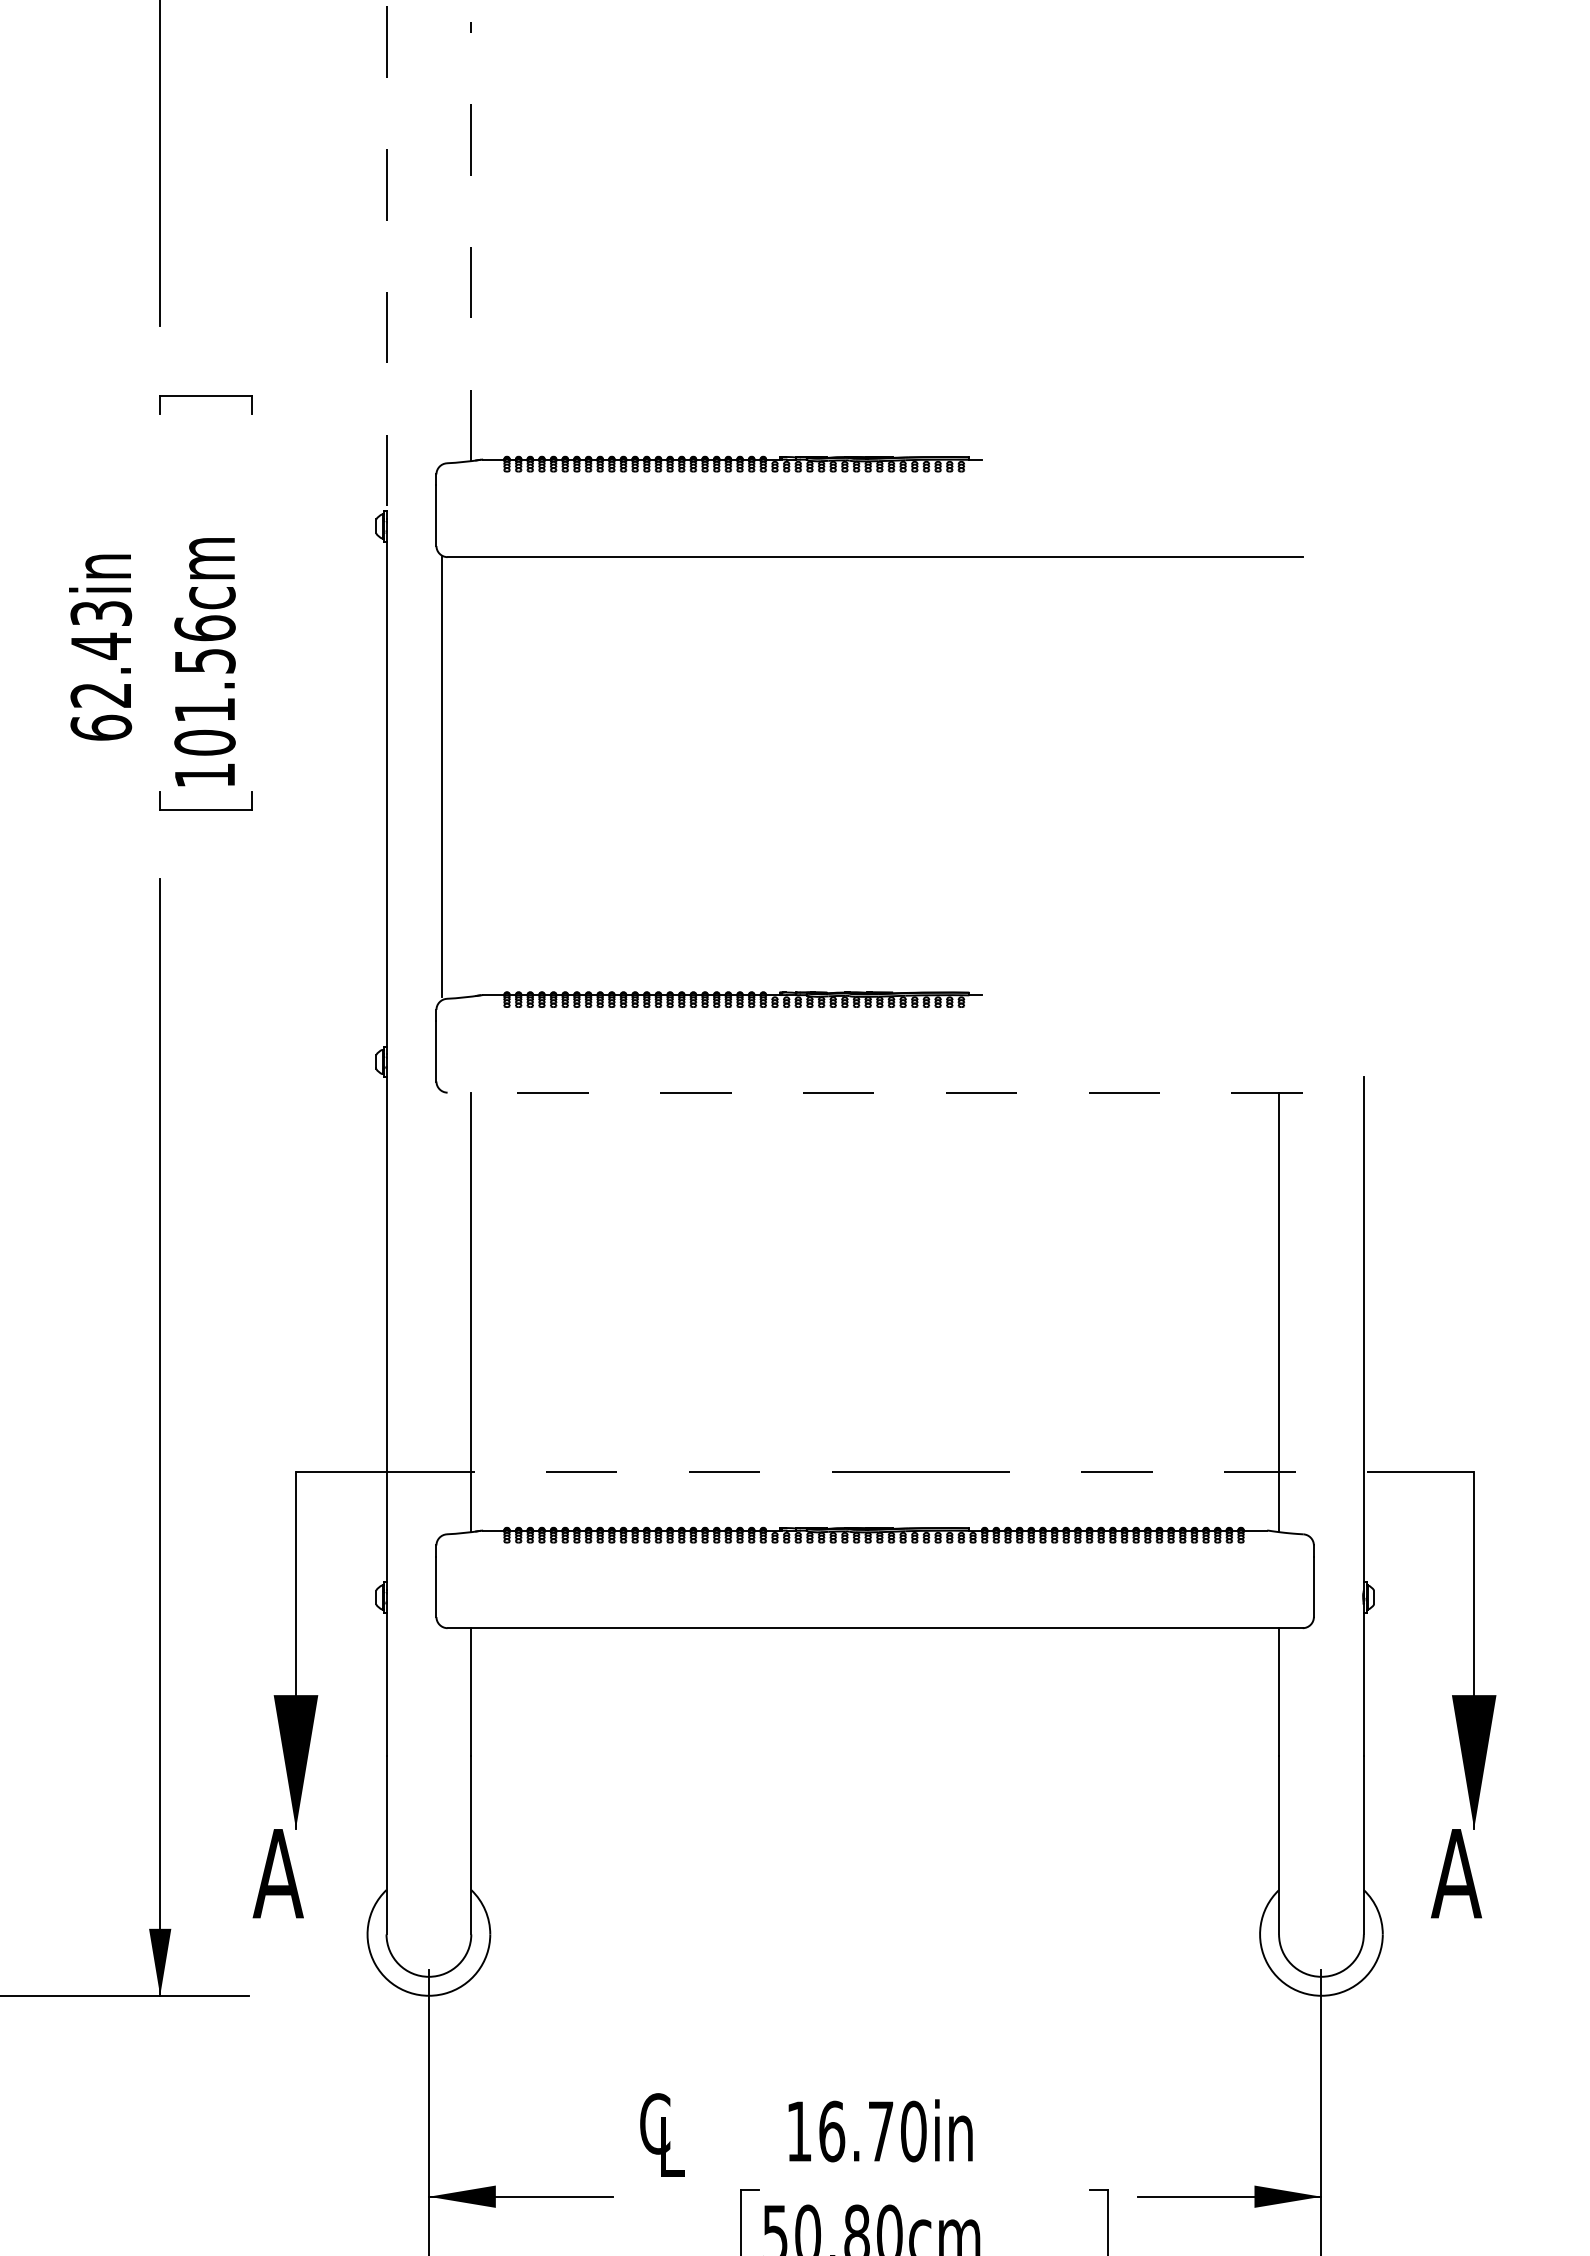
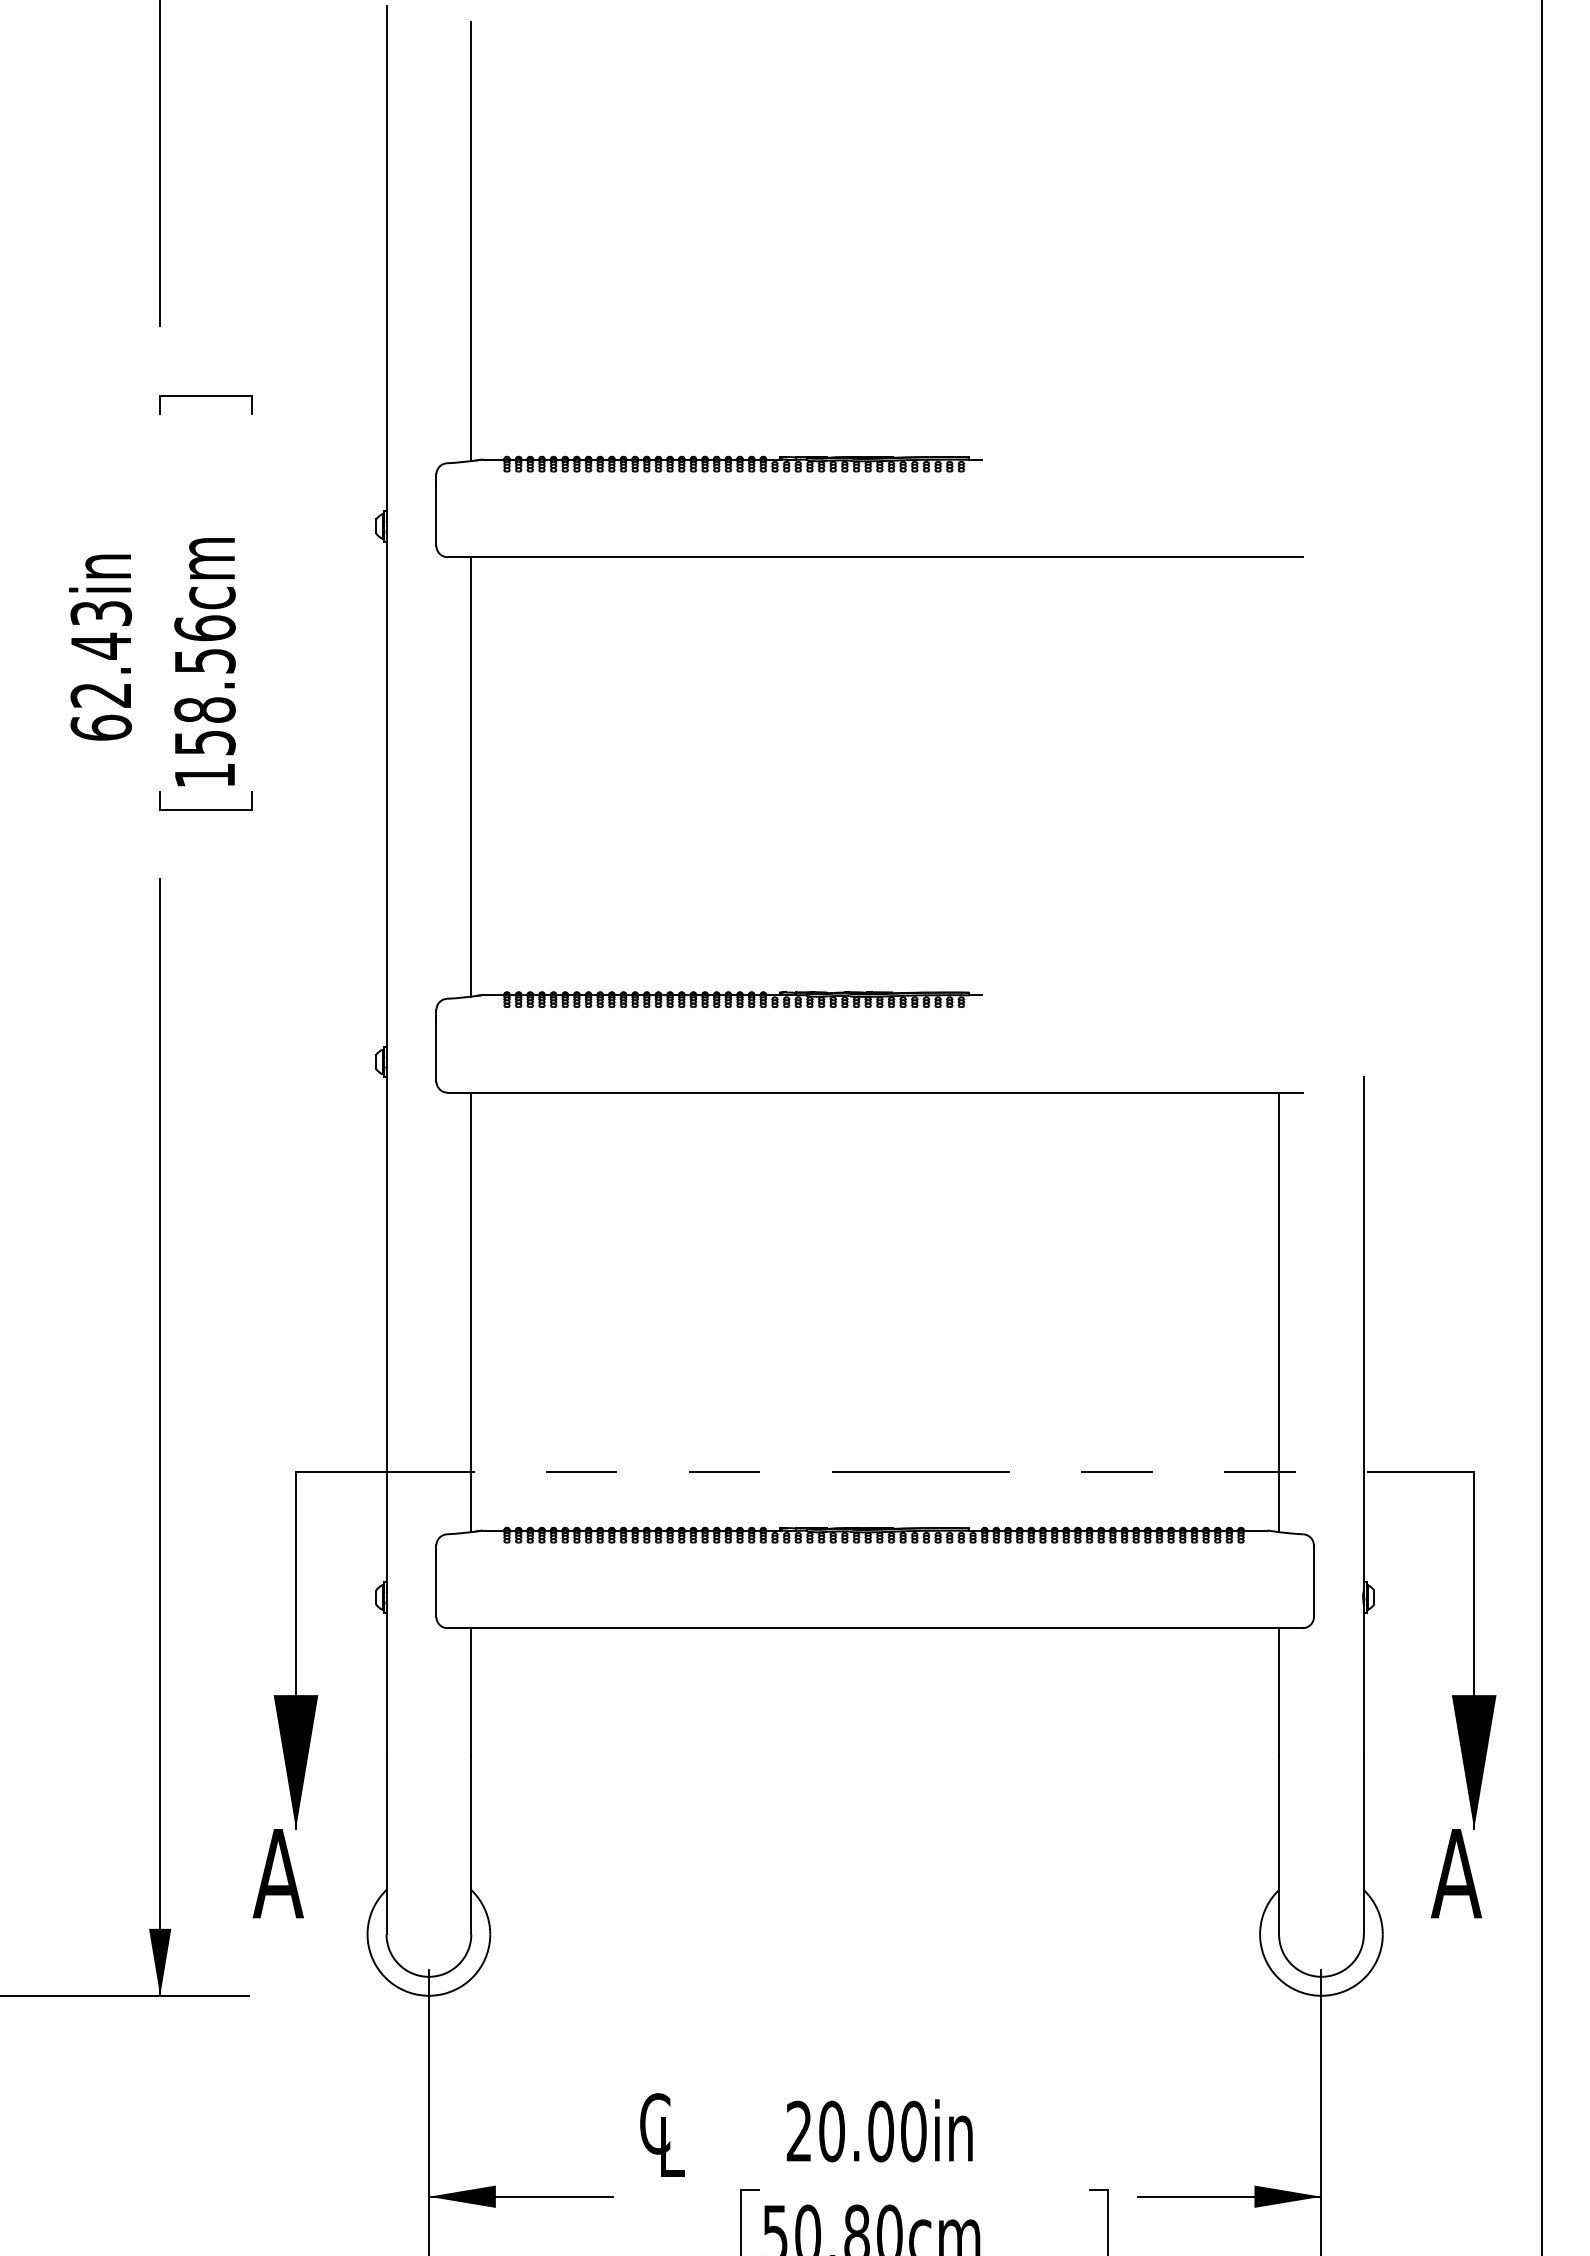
line: dashed -> solid (471, 241)
line: dashed -> solid (386, 259)
text: 101.56cm -> 158.56cm (204, 726)
line position: (442, 776) -> (471, 776) (471, 776)
line: dashed -> solid (875, 1092)
line: none -> present (1542, 1127)
text: 16.70in -> 20.00in (840, 2131)
